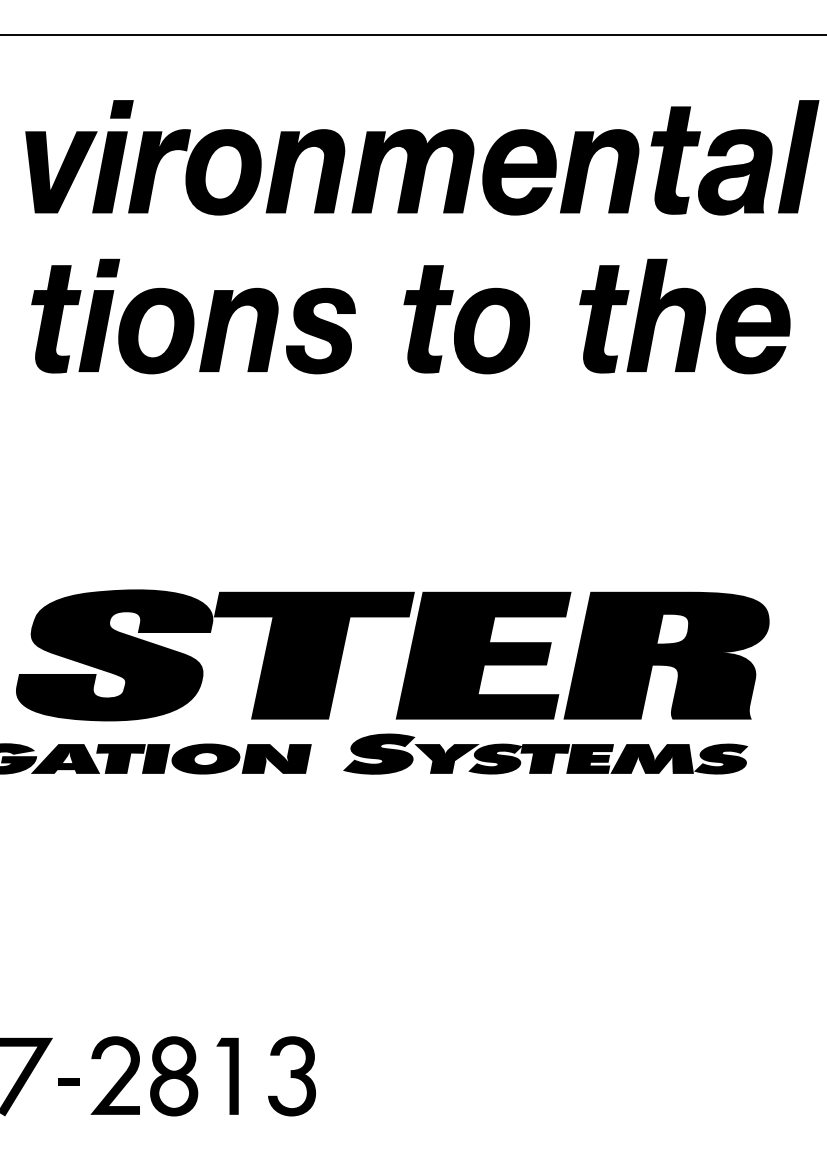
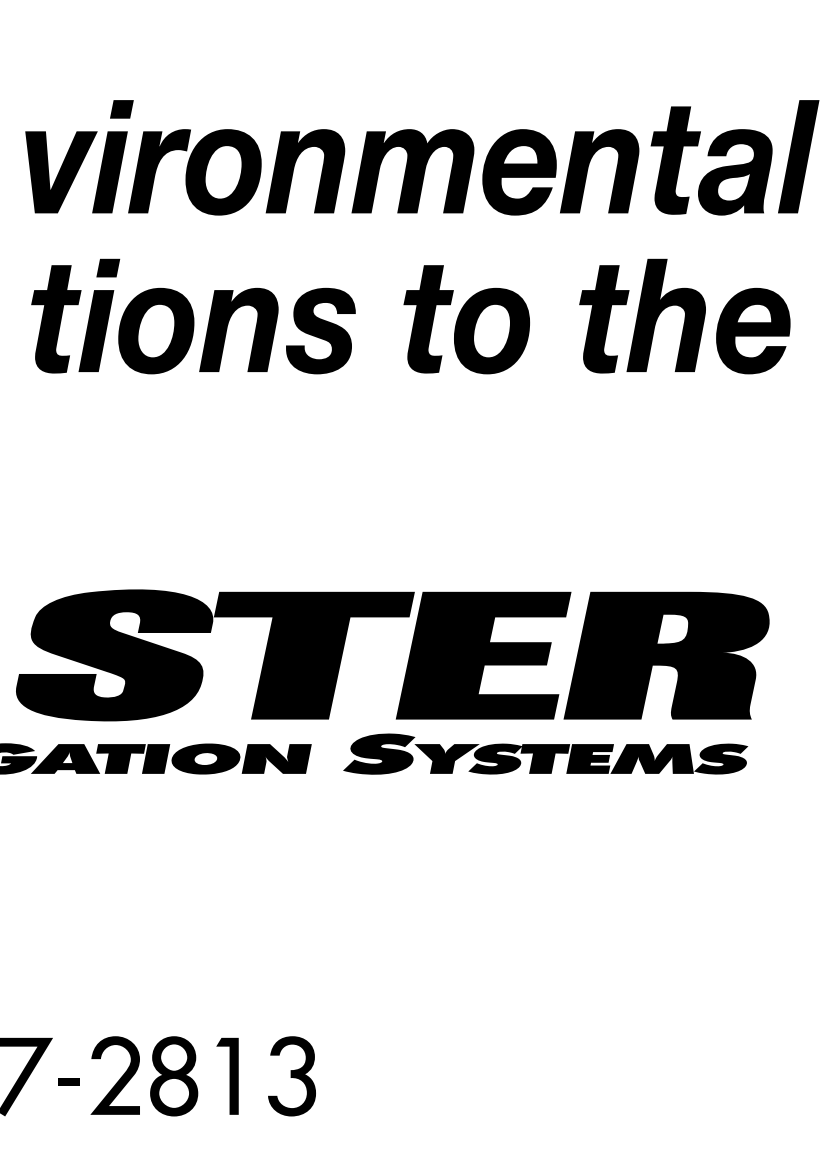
line: present -> none (412, 34)
